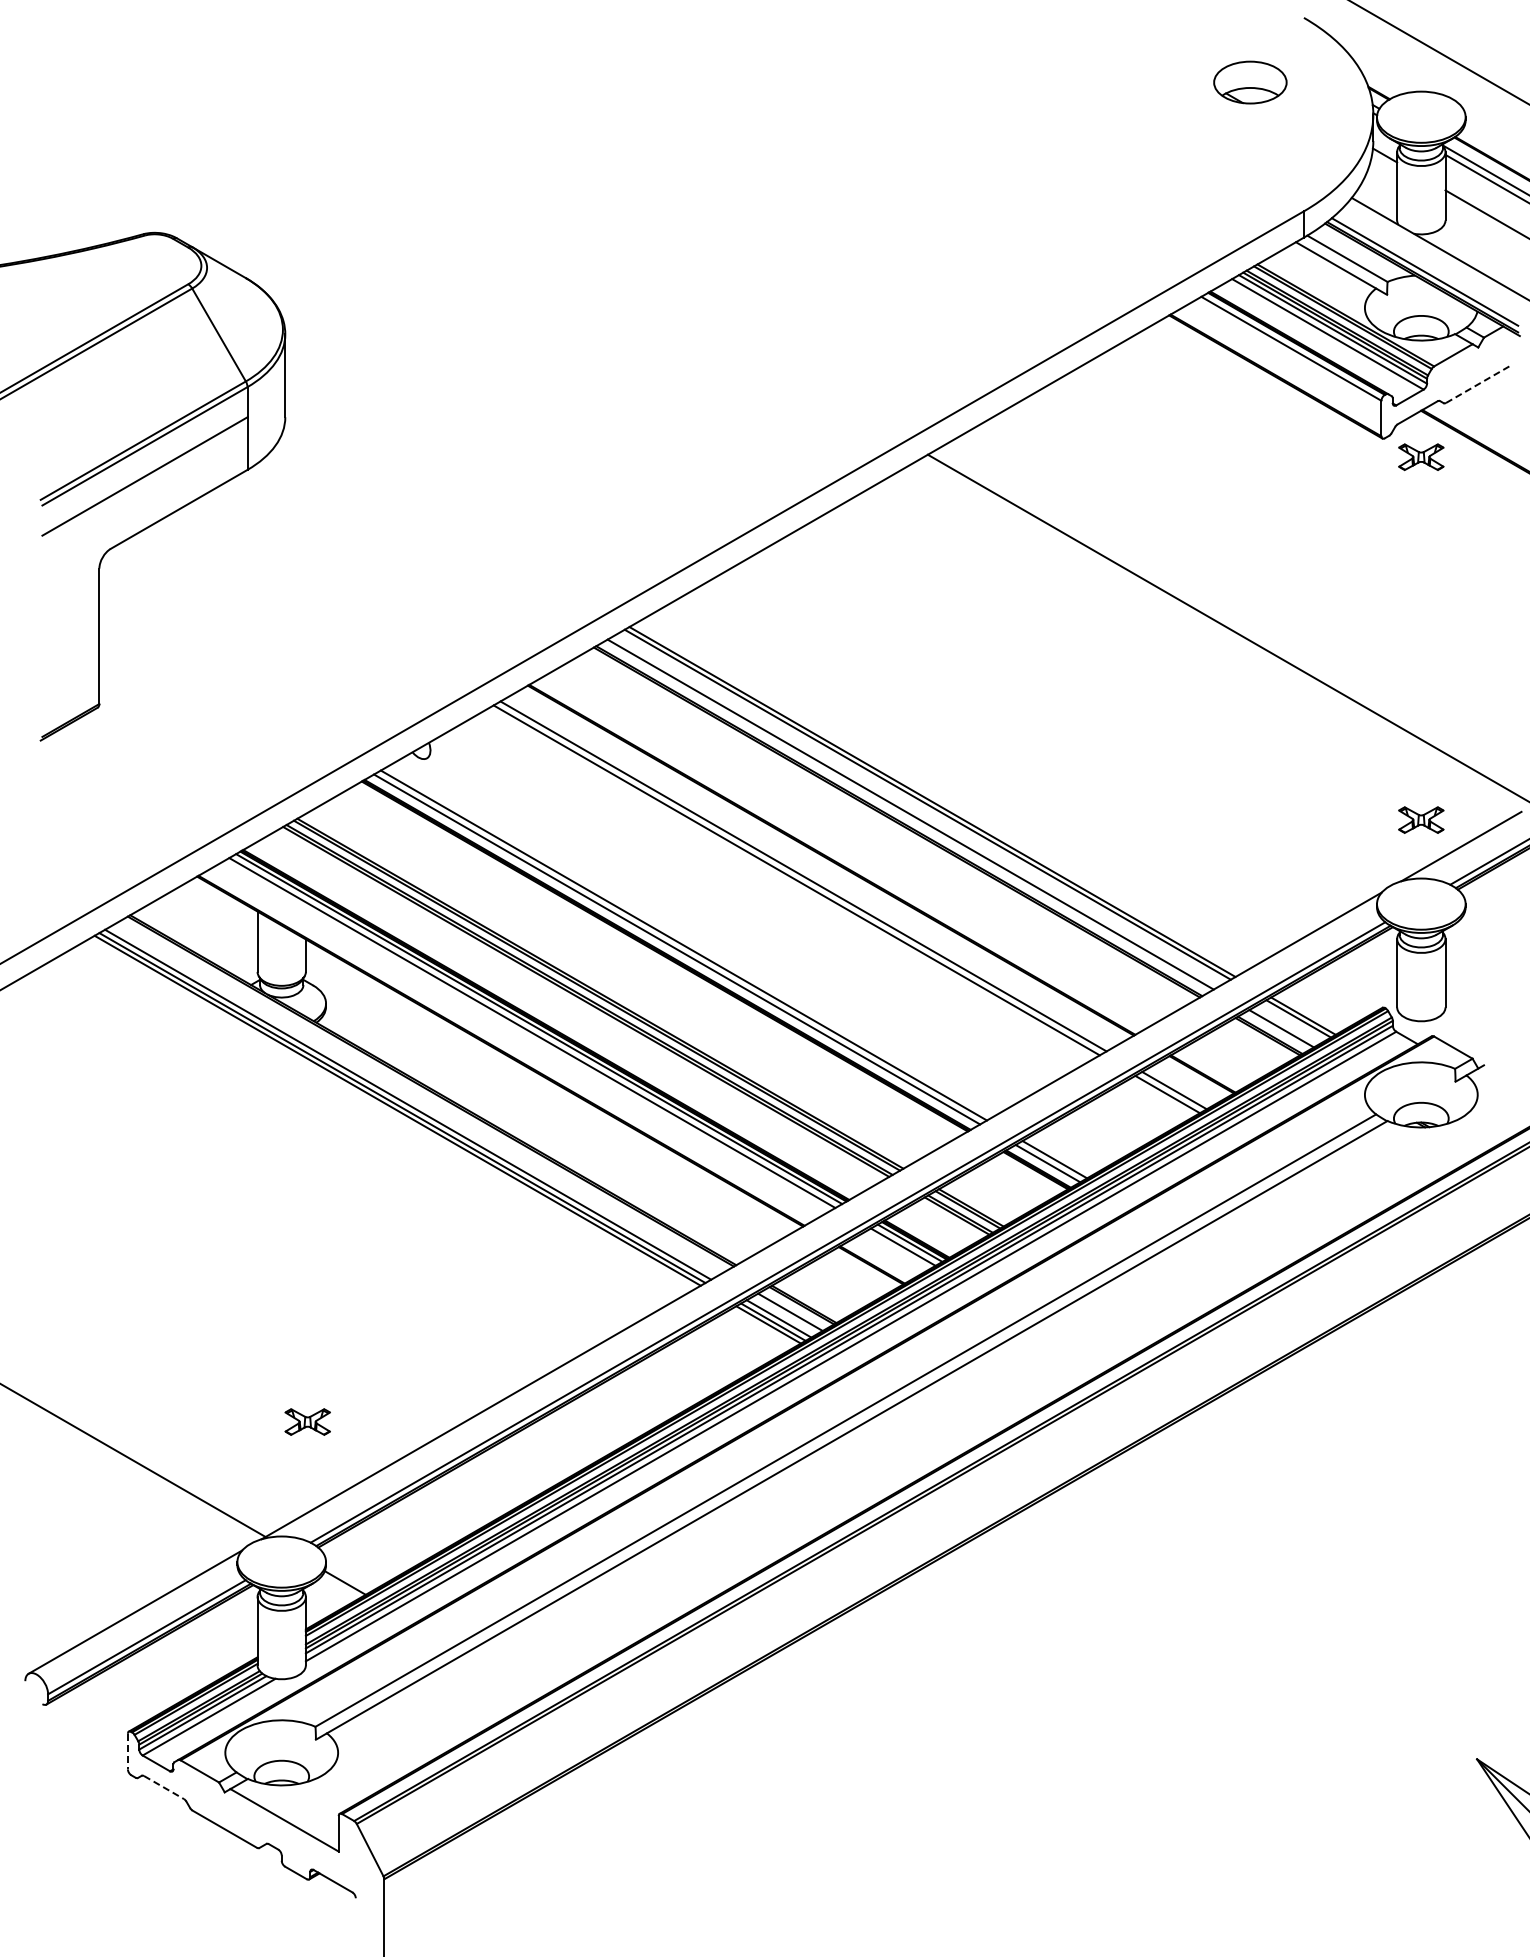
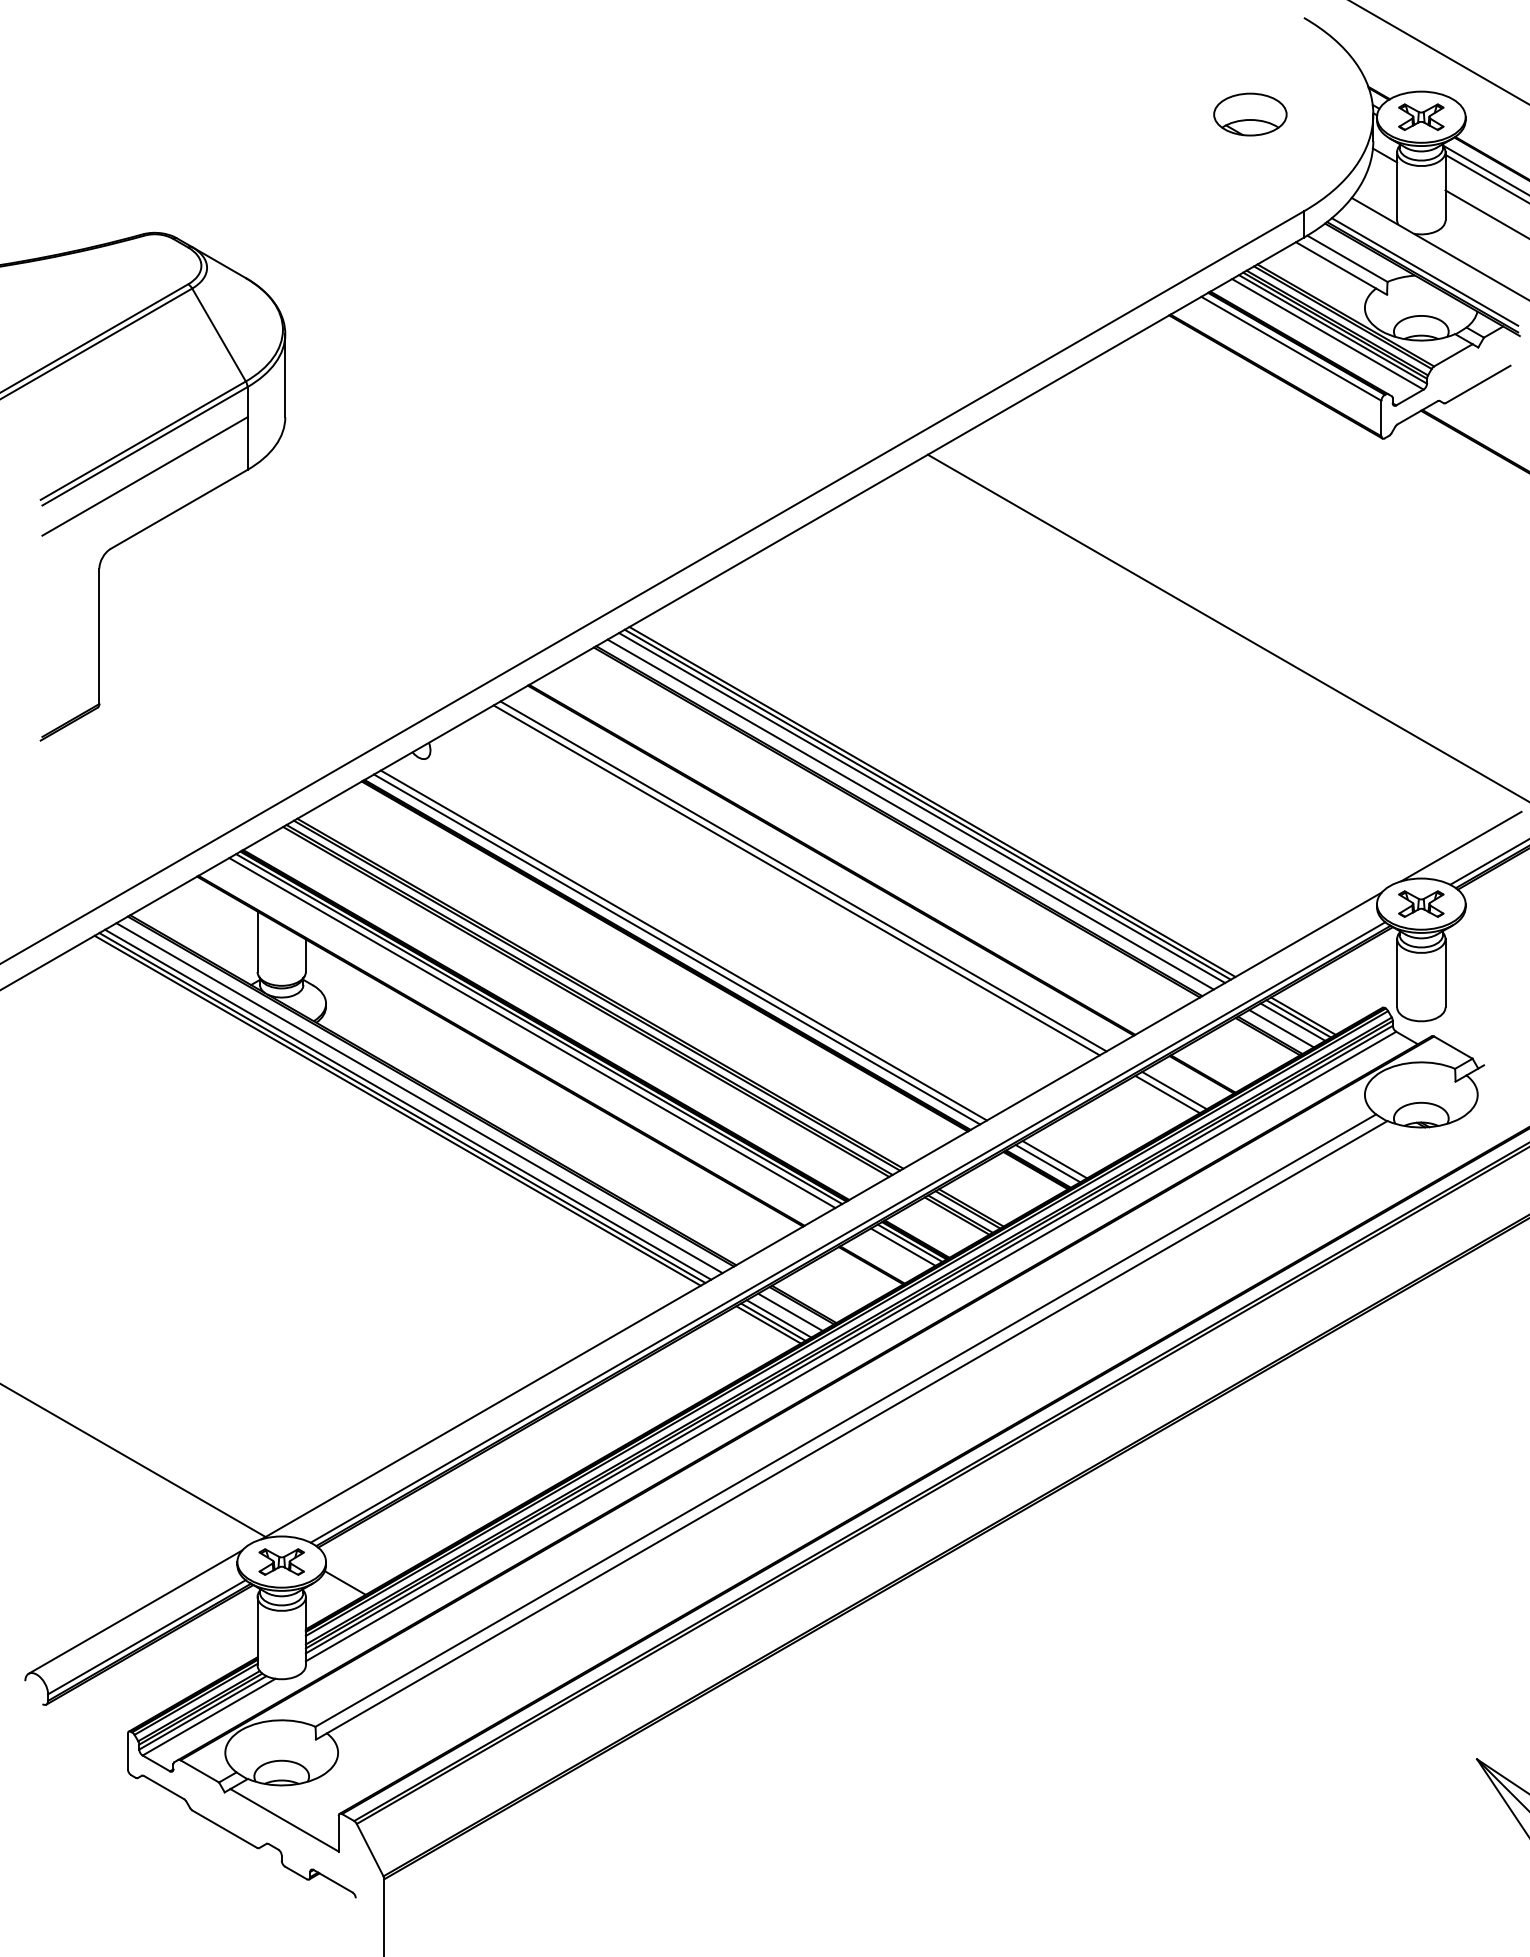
part position: (1250, 82) -> (1250, 114) (1250, 114)
line: dashed -> solid (1478, 384)
part position: (1421, 457) -> (1421, 117) (1421, 117)
line: none -> present (922, 807)
part position: (1421, 819) -> (1421, 903) (1421, 903)
line: none -> present (1292, 1021)
line: none -> present (419, 1098)
part position: (307, 1421) -> (281, 1561) (281, 1561)
line: dashed -> solid (127, 1751)
line: dashed -> solid (164, 1787)
